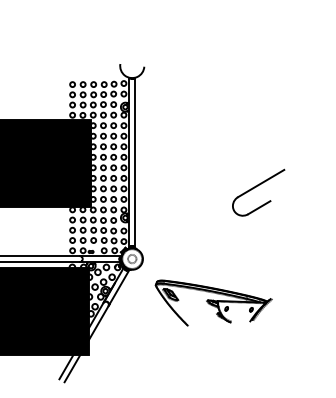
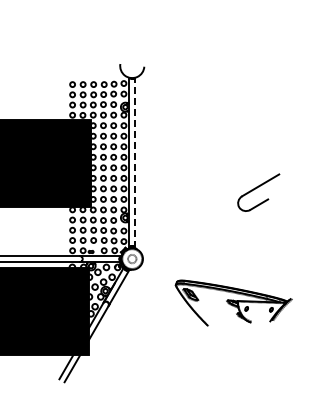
line: solid -> dashed (135, 162)
part size: 54x49 px -> 44x39 px (258, 192)
part position: (213, 302) -> (233, 302) (233, 302)
